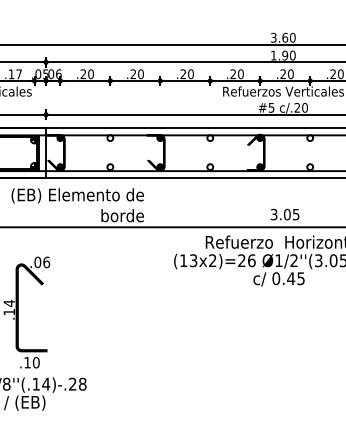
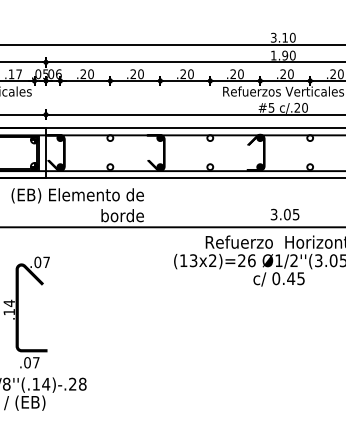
text: 3.60 -> 3.10 (285, 37)
text: .06 -> .07 (46, 262)
text: .10 -> .07 (31, 362)
